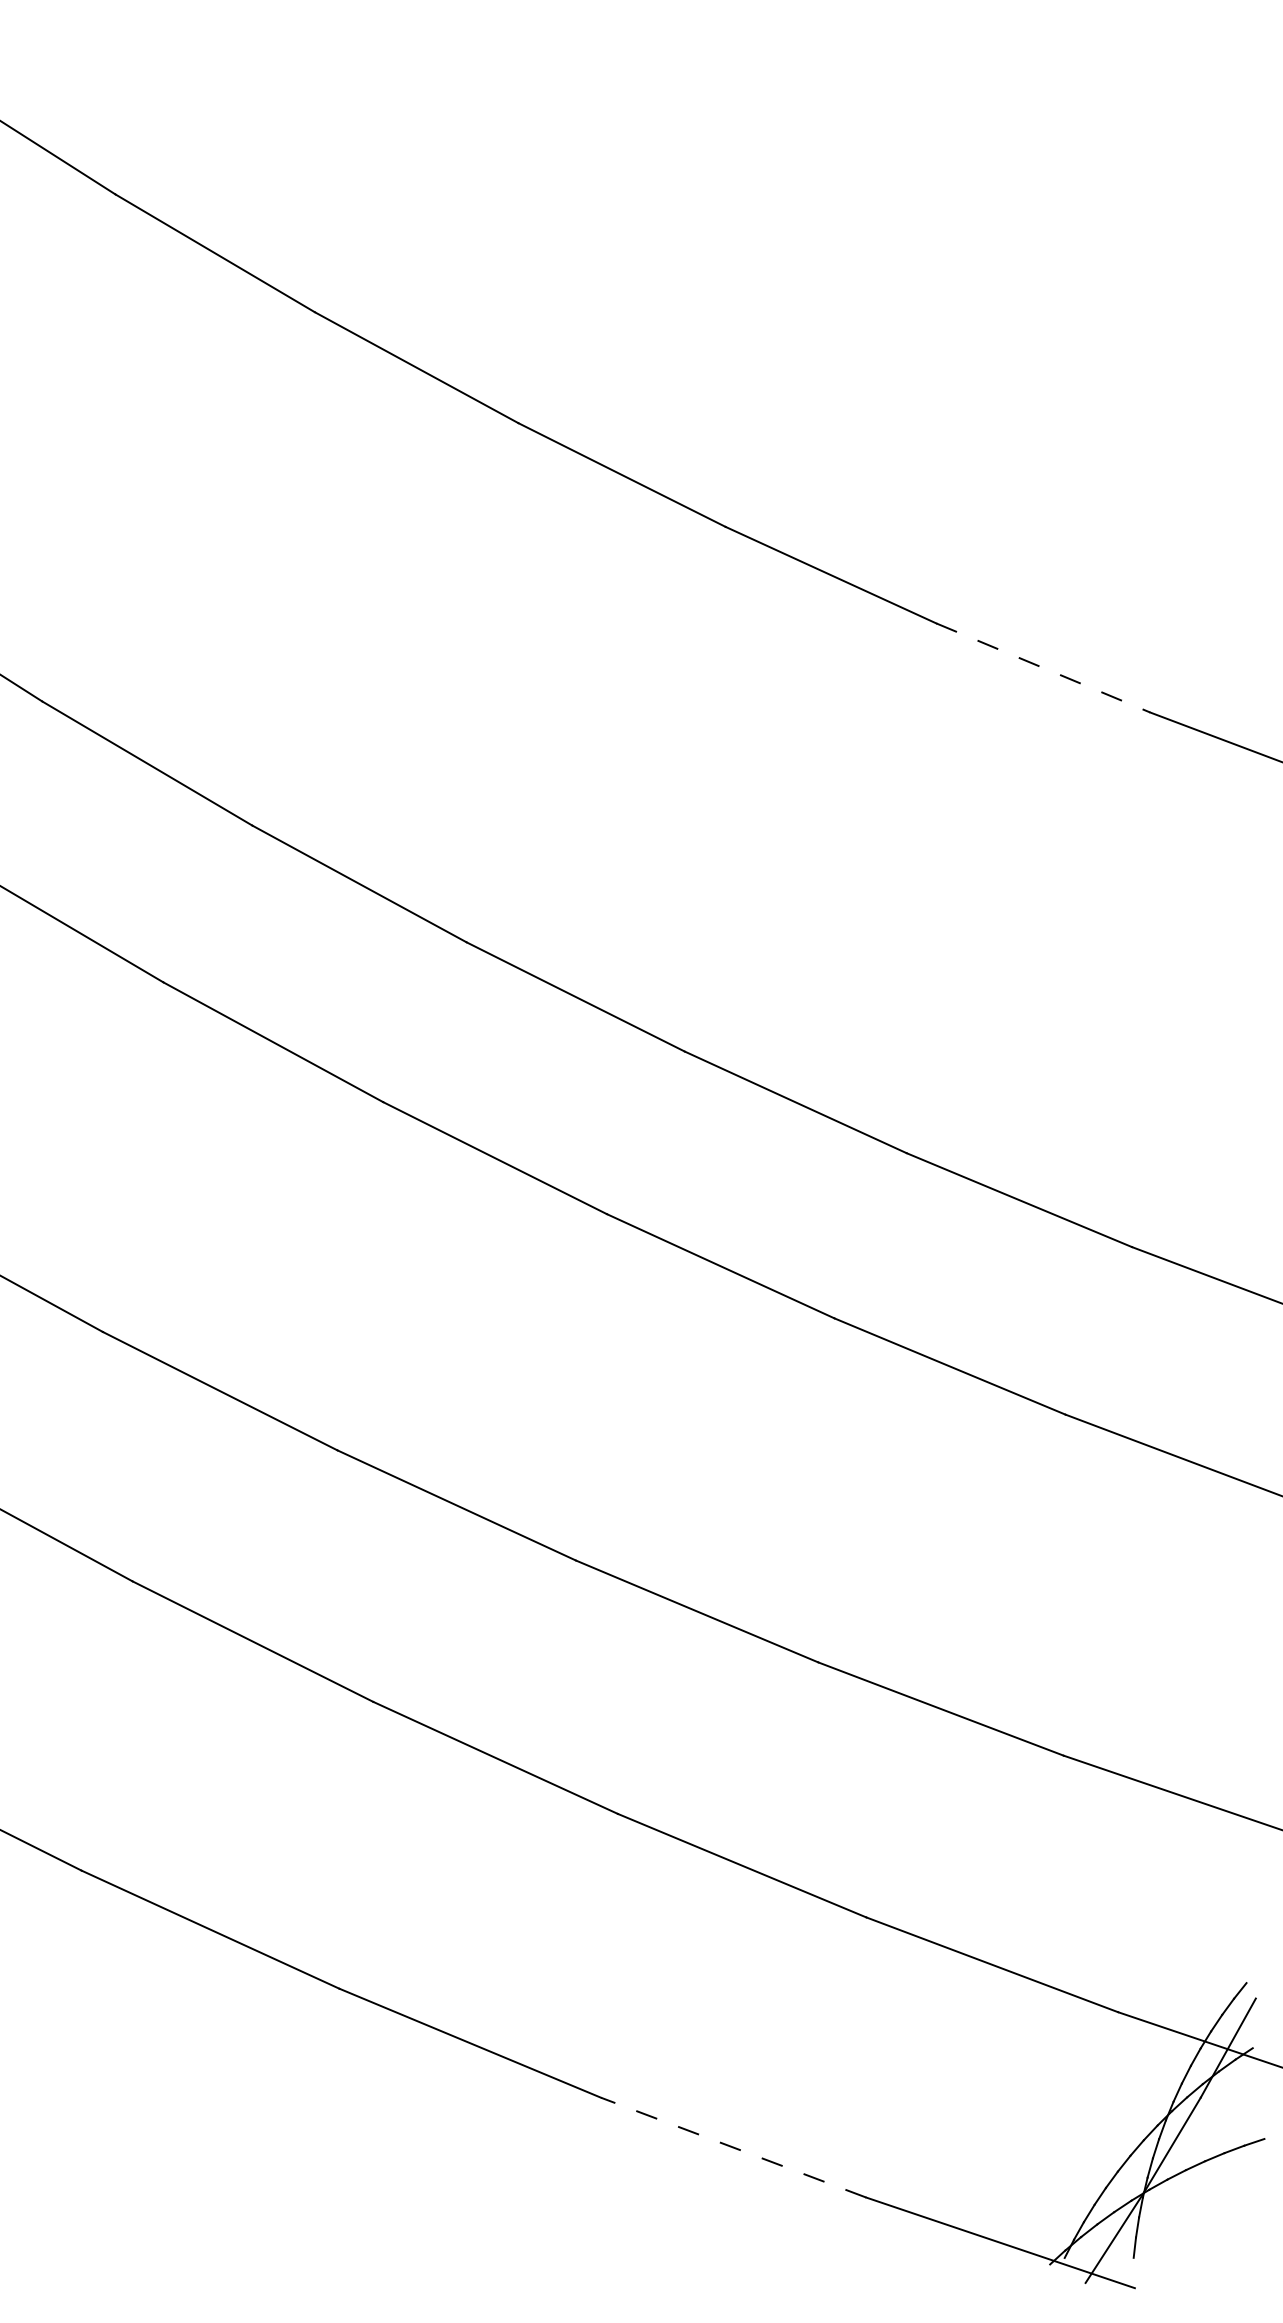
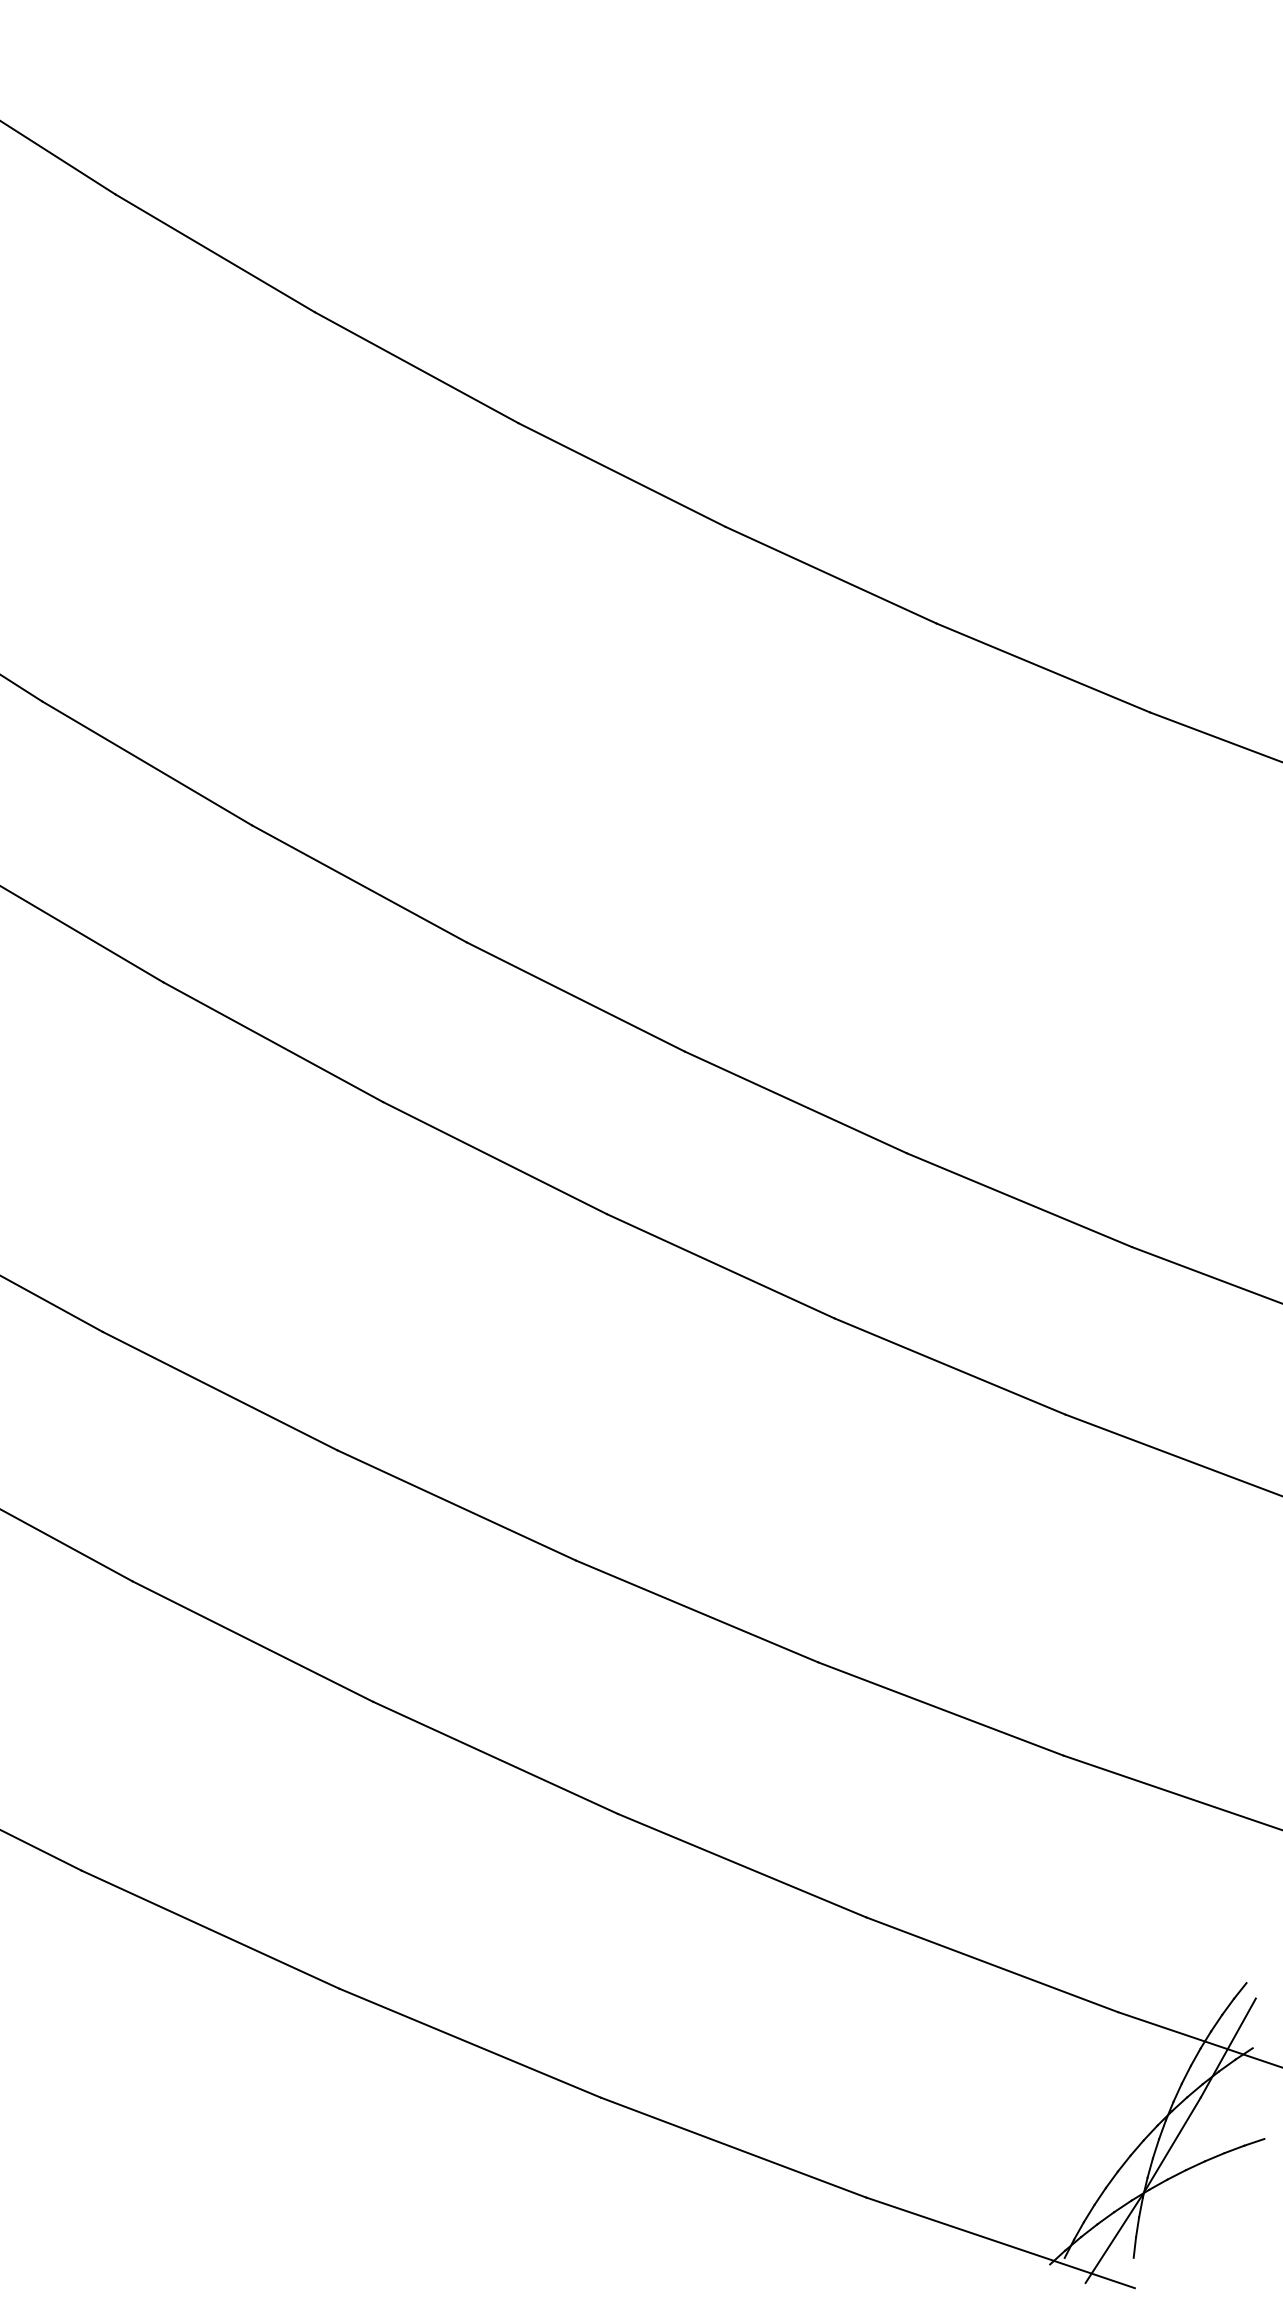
line: dashed -> solid (1043, 667)
line: dashed -> solid (733, 2147)
